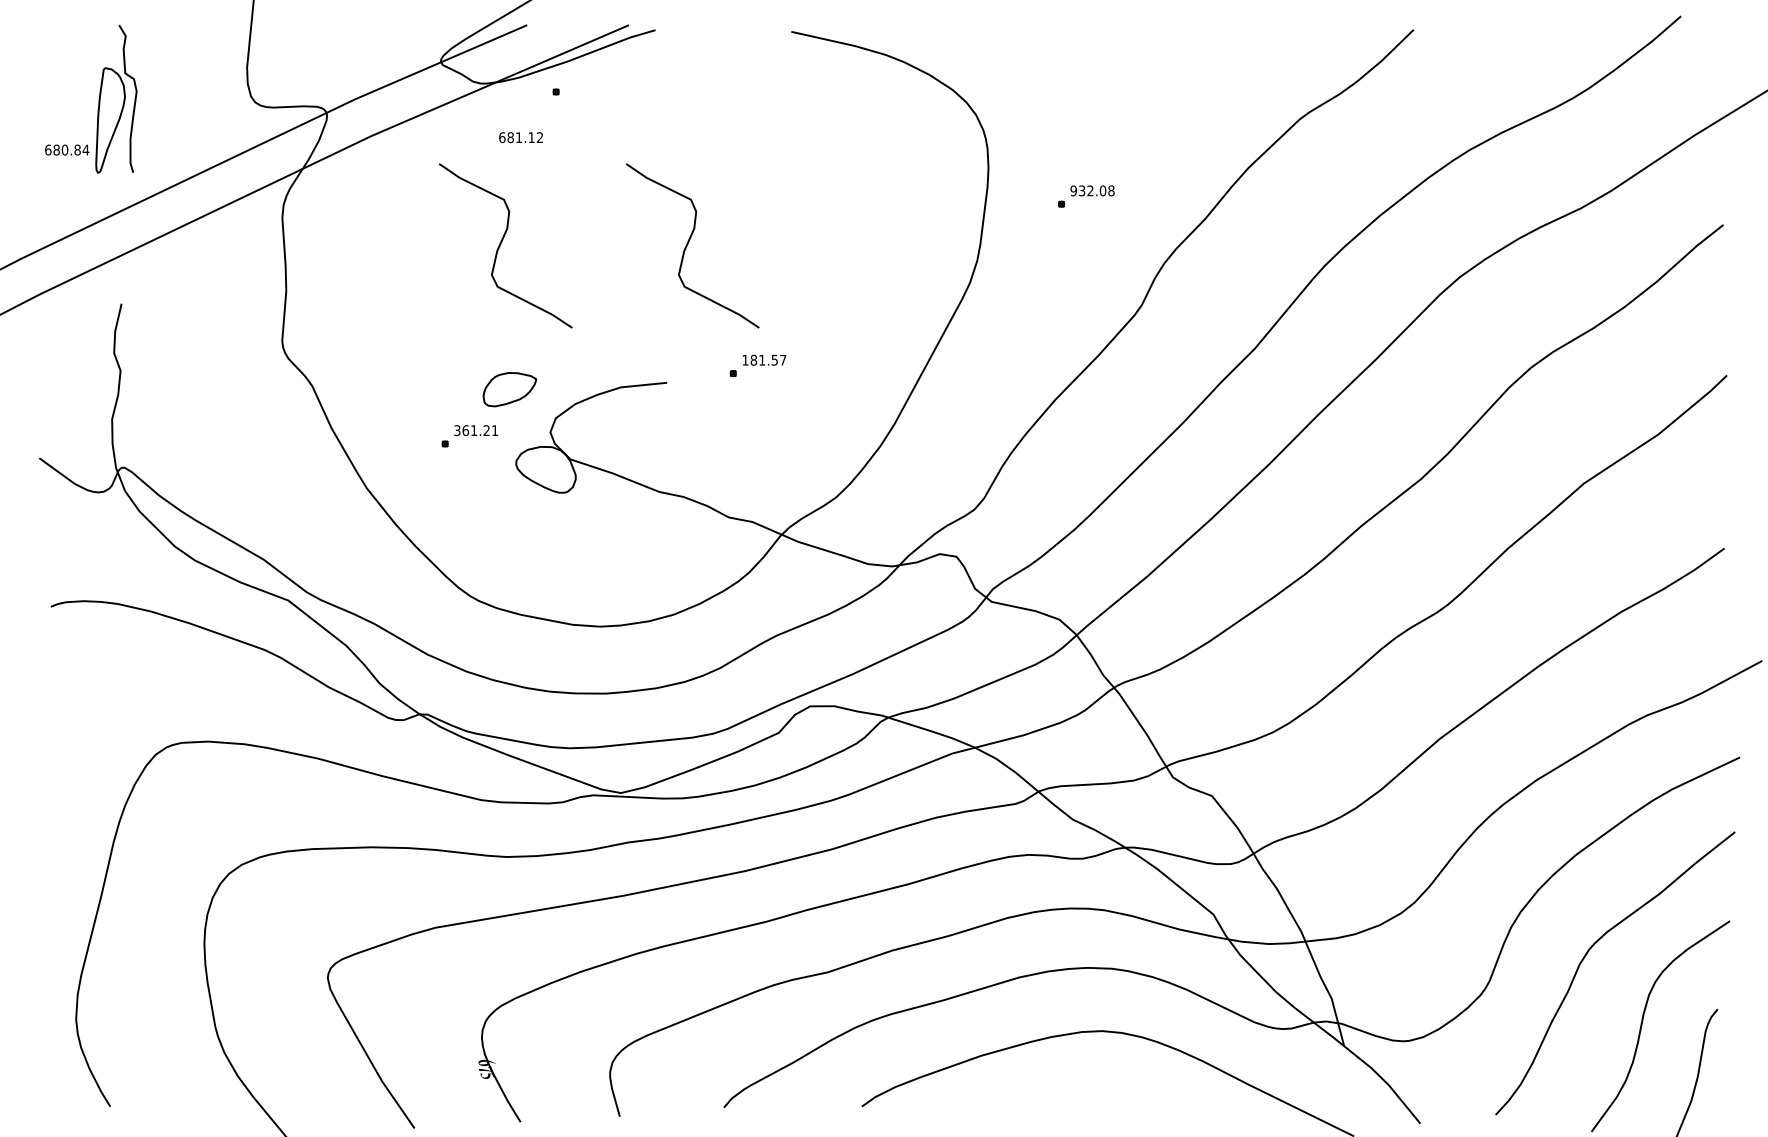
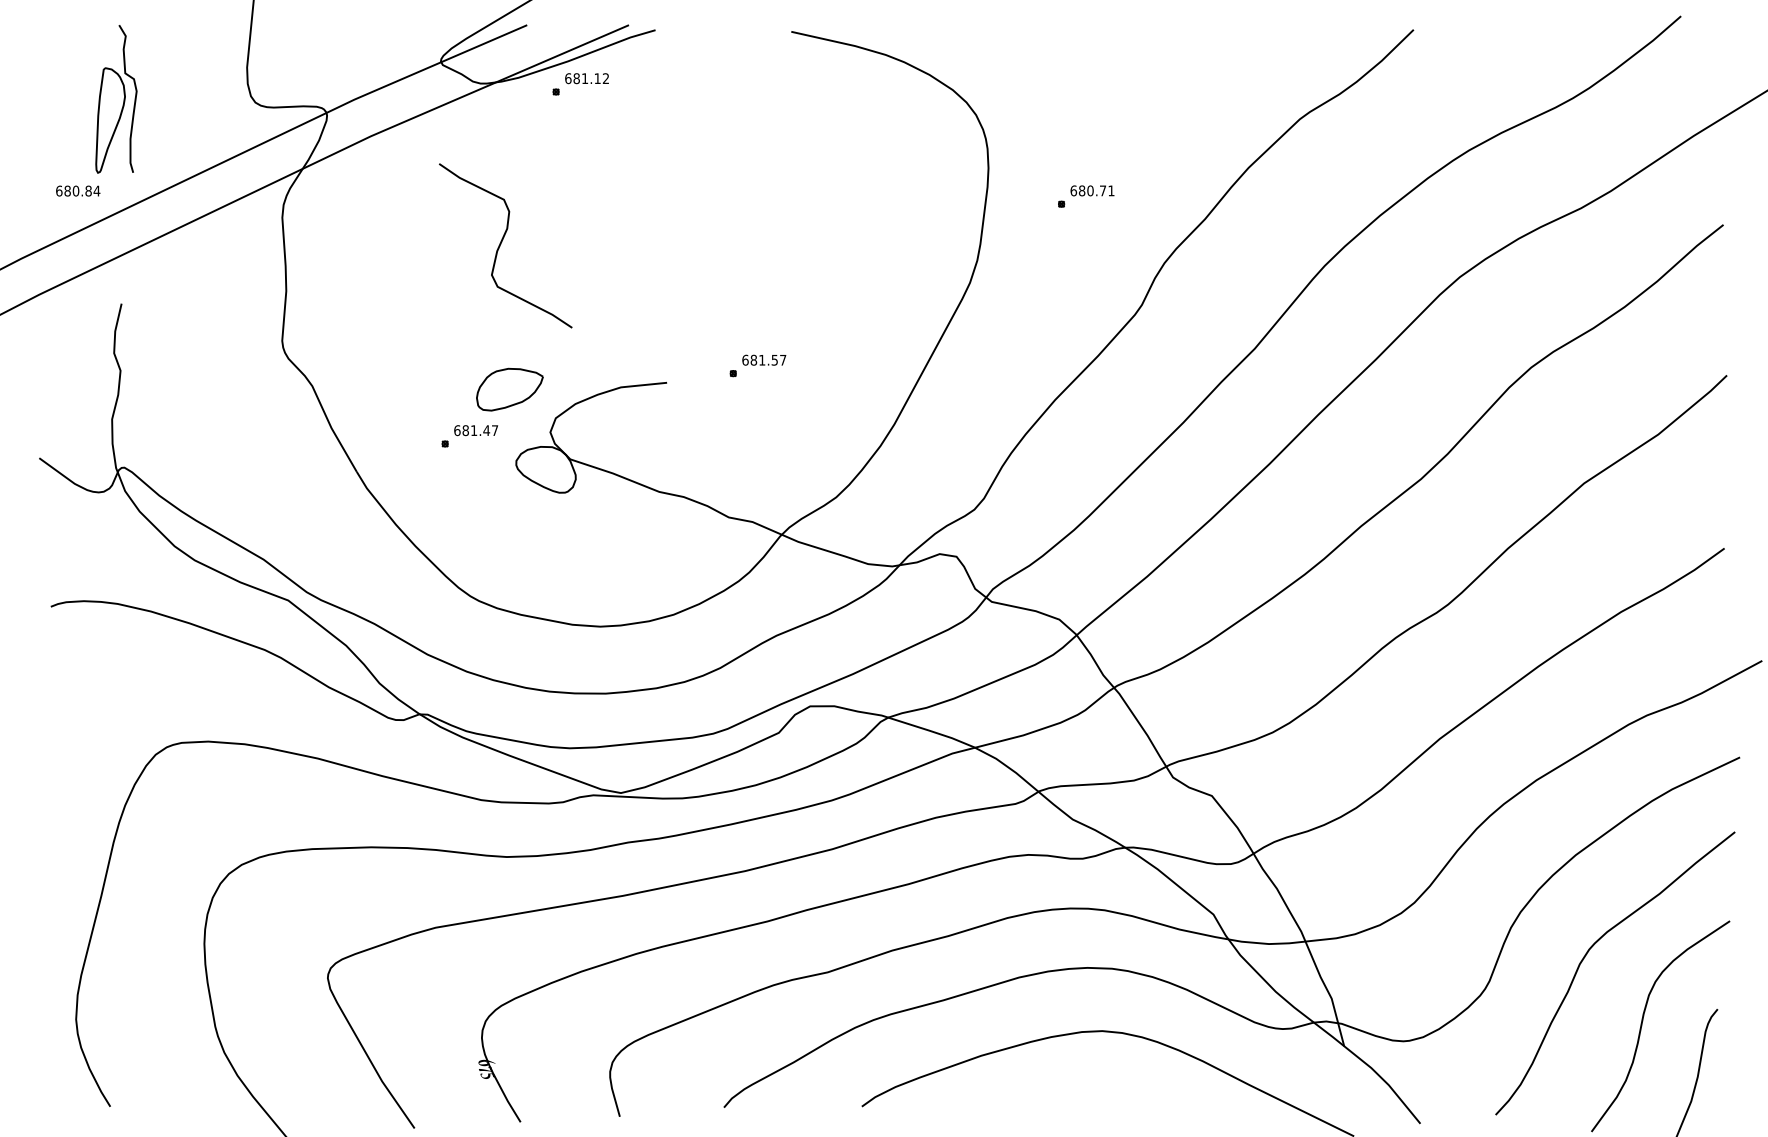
text position: (520, 137) -> (586, 78) (586, 78)
text position: (67, 149) -> (78, 190) (78, 190)
text: 932.08 -> 680.71 (1092, 190)
curve: present -> none (688, 244)
text: 181.57 -> 681.57 (745, 359)
part size: 56x36 px -> 68x45 px (509, 389)
text: 361.21 -> 681.47 (476, 430)
